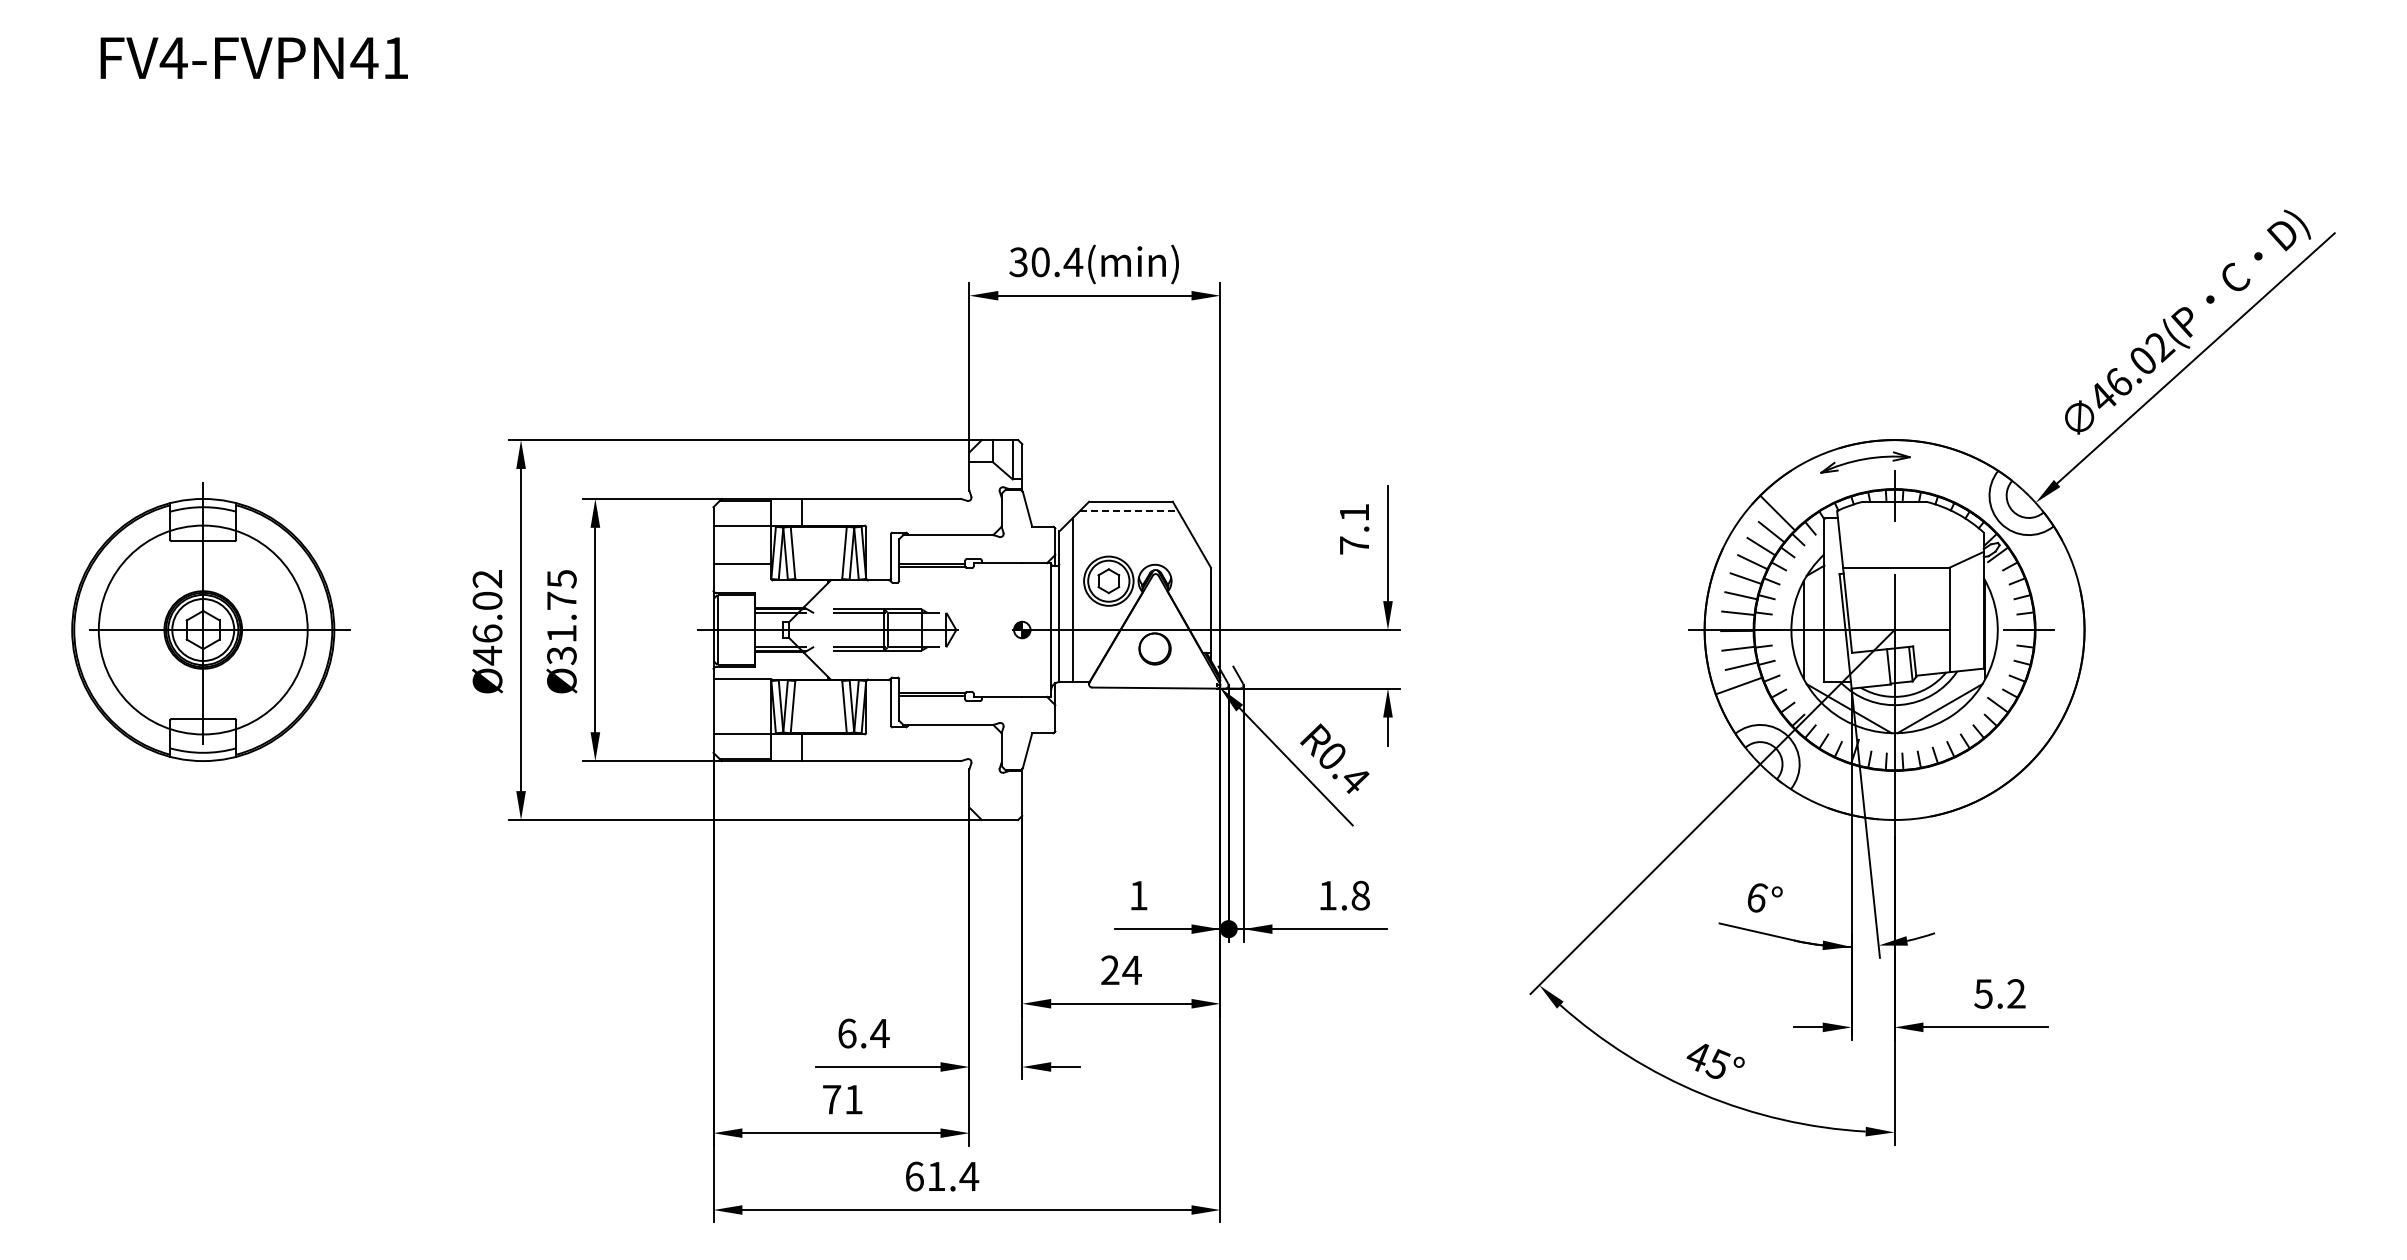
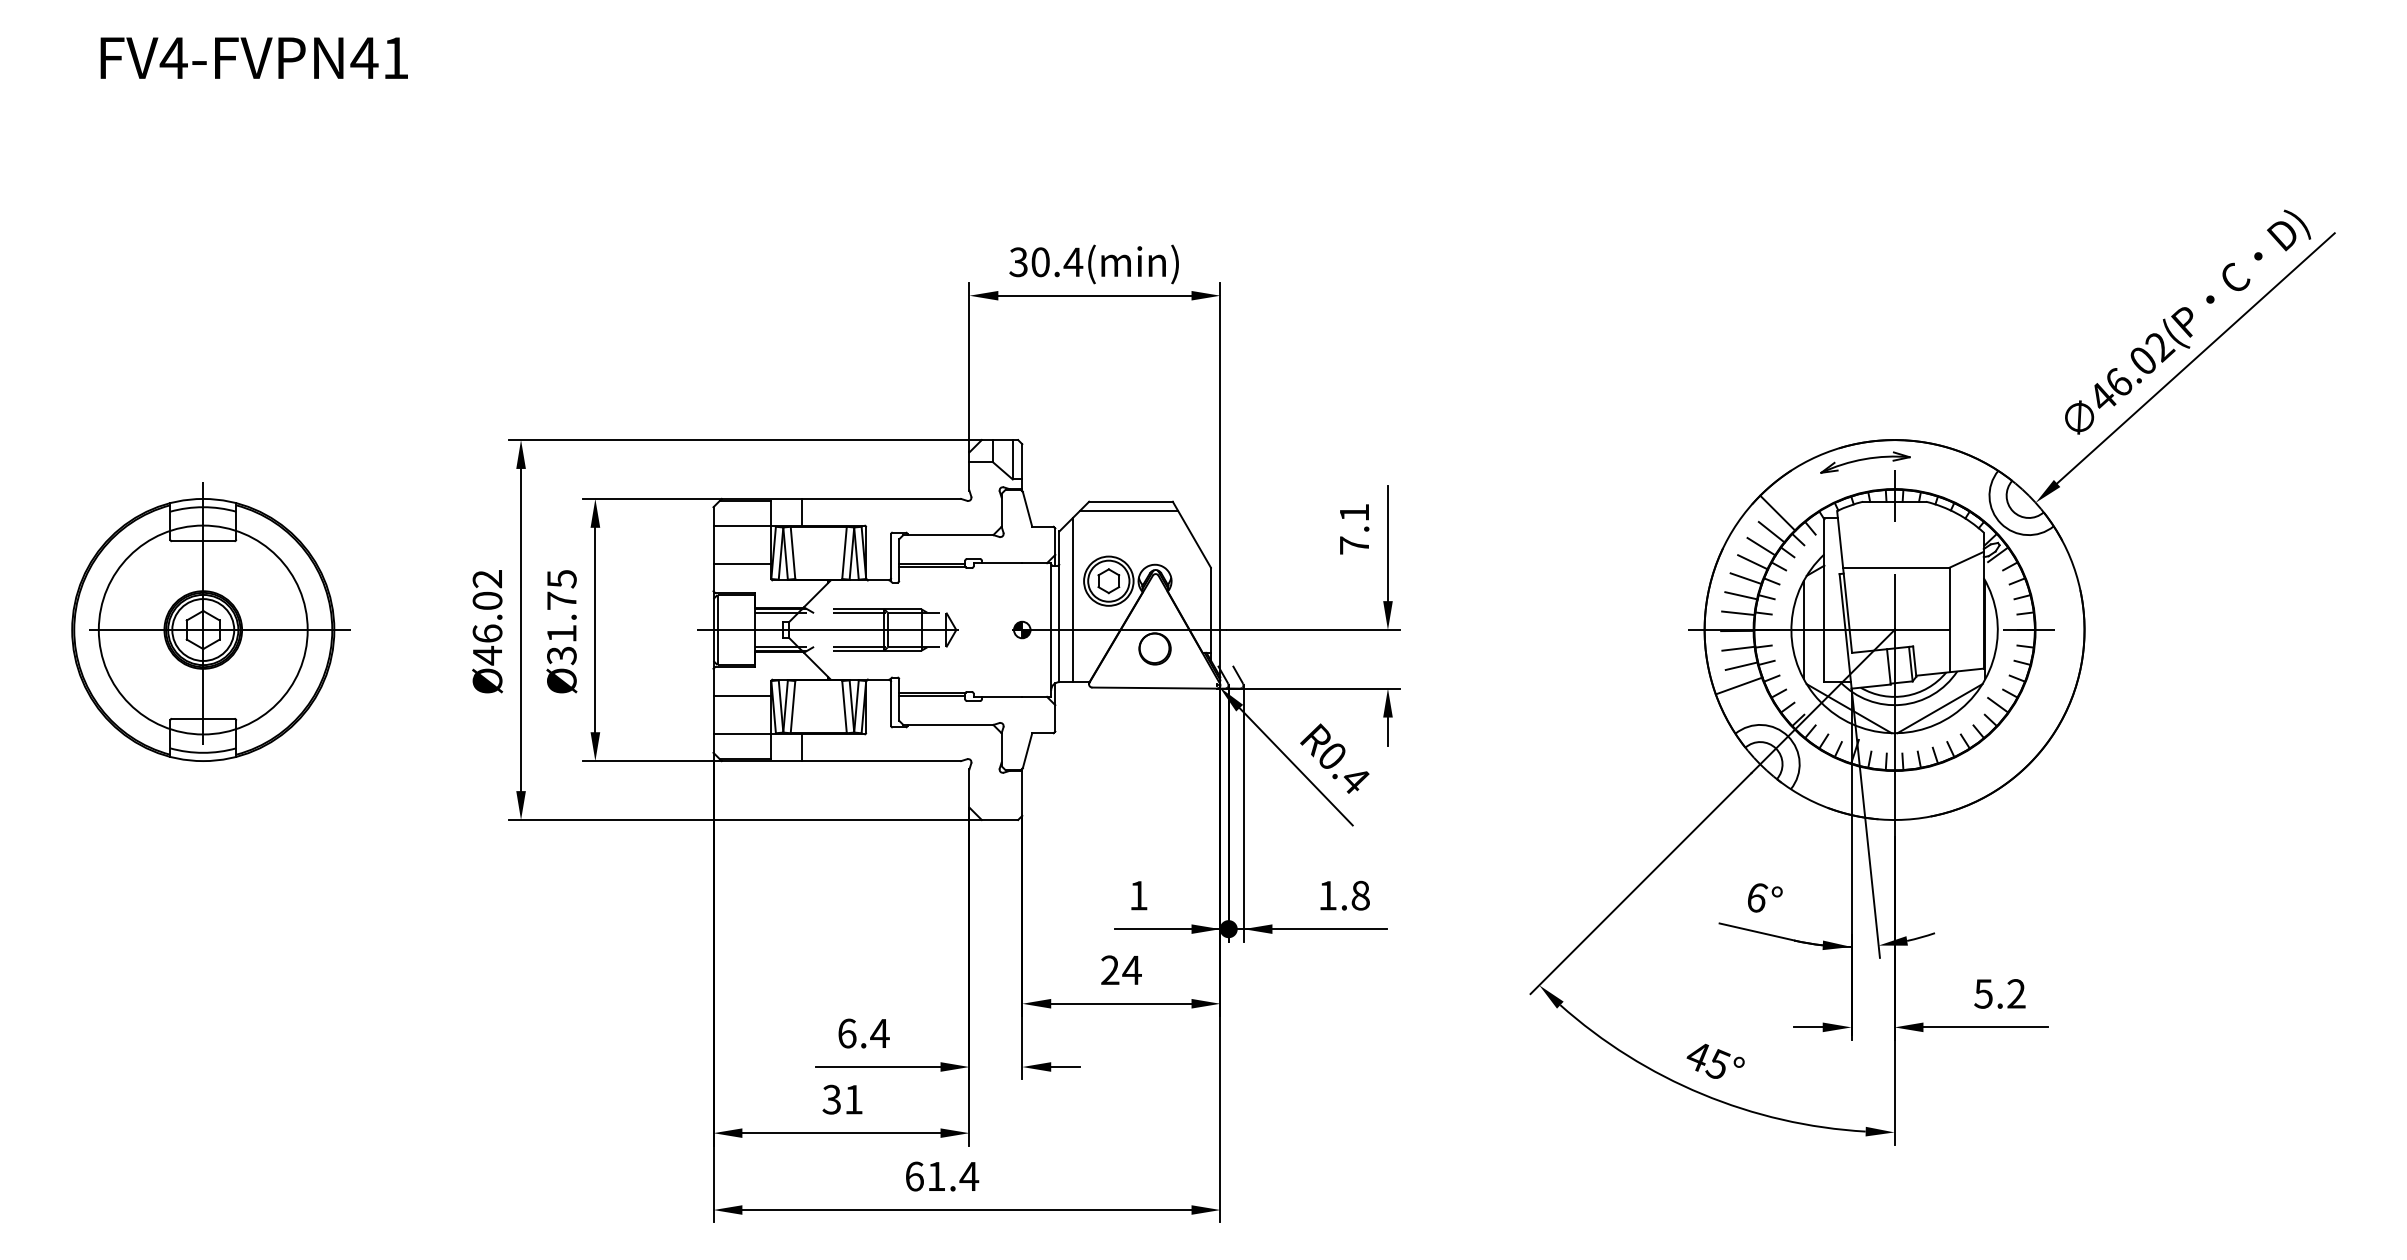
line: dashed -> solid (1129, 511)
line position: (742, 679) -> (742, 696) (742, 696)
text: 71 -> 31 (831, 1099)
